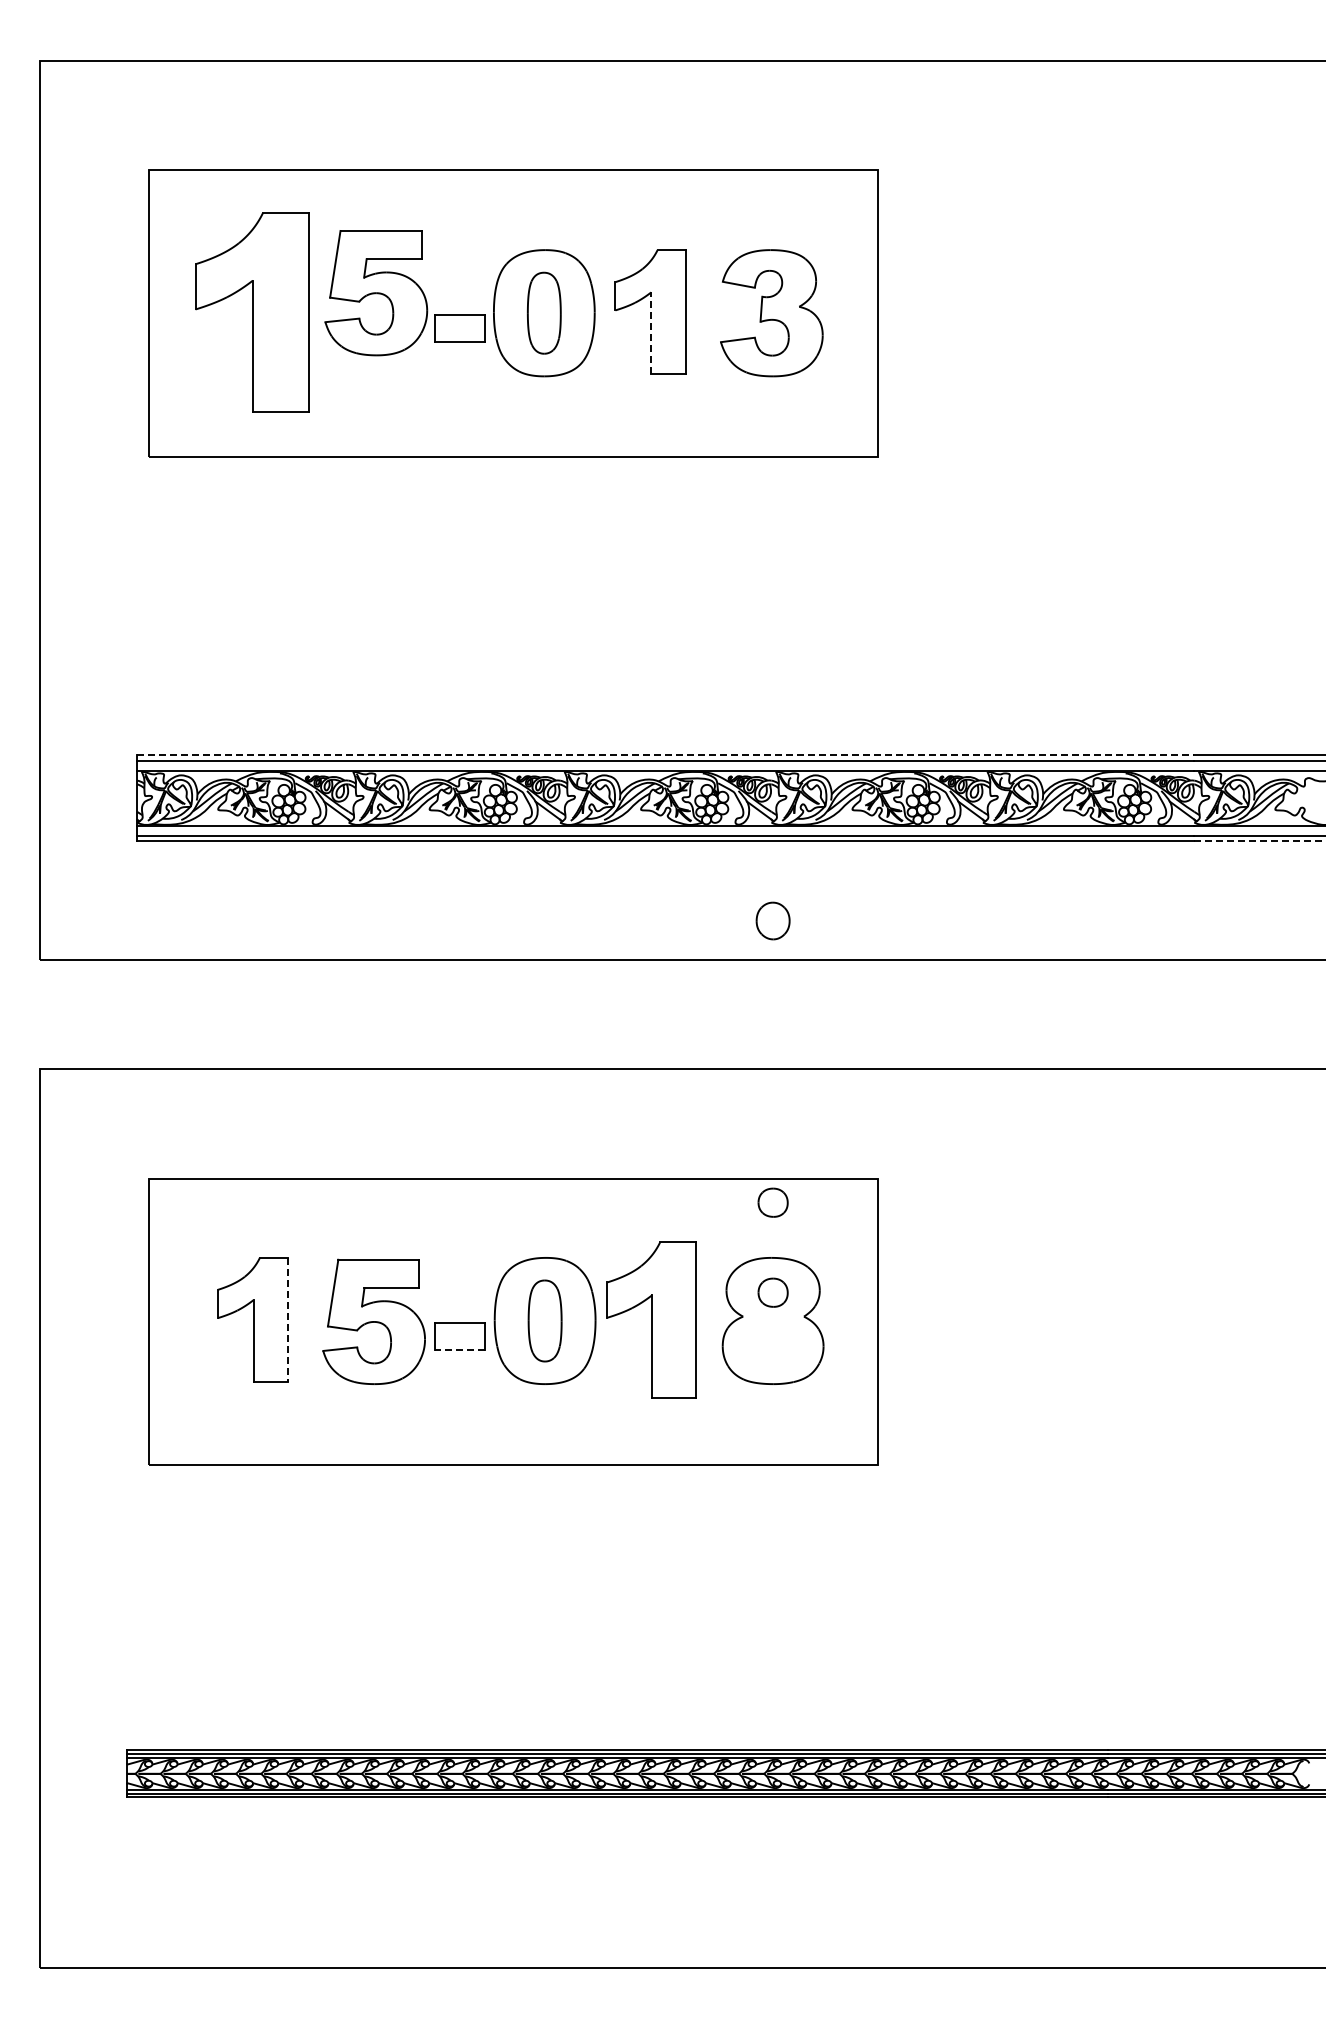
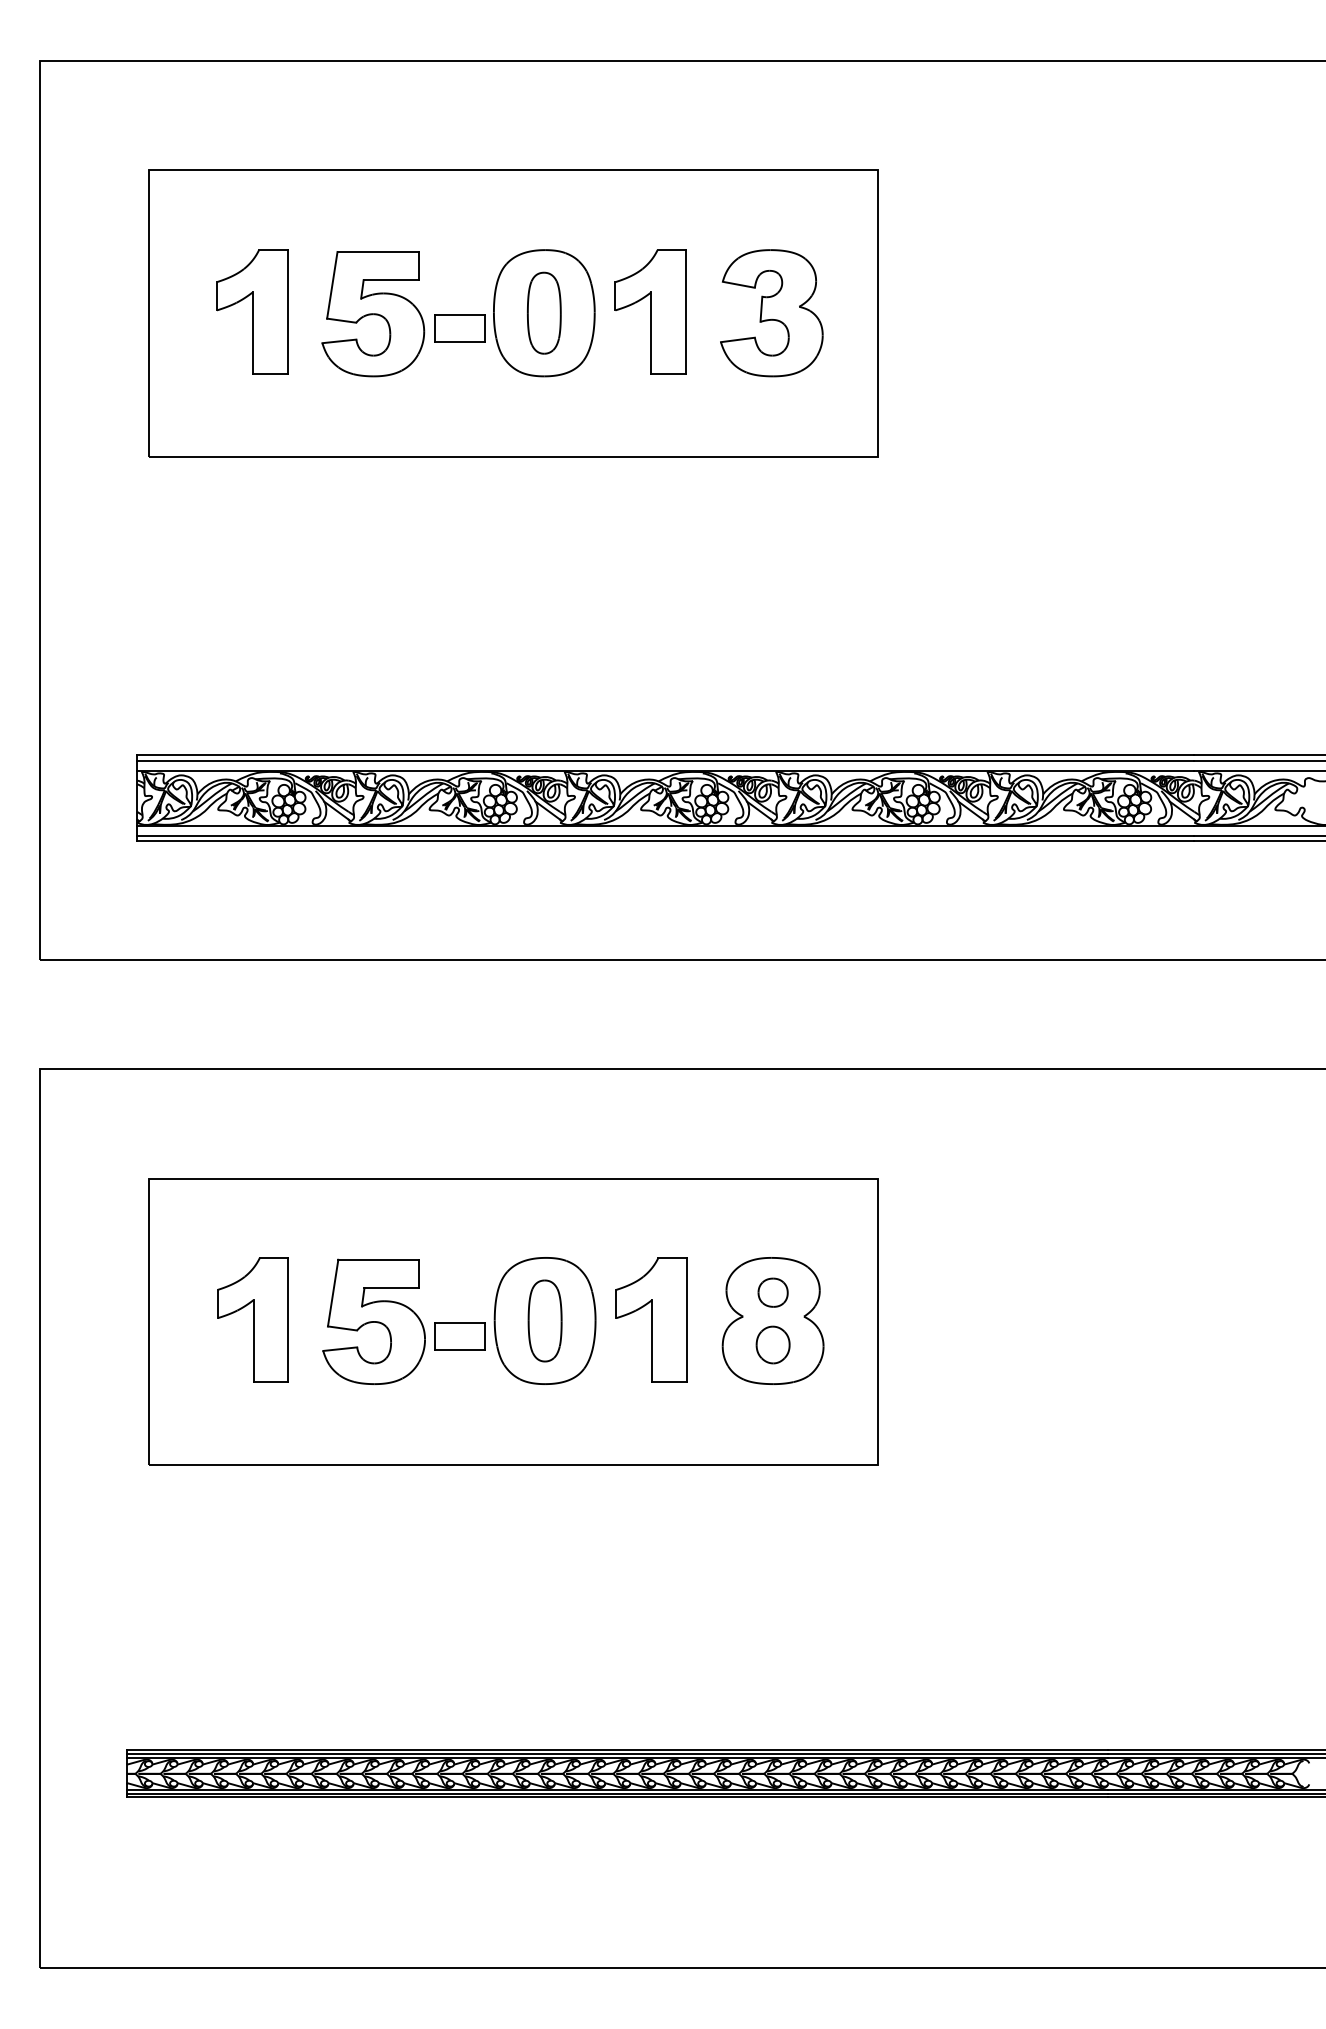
part position: (376, 293) -> (373, 314) (373, 314)
part size: 115x201 px -> 73x126 px (252, 311)
line: dashed -> solid (651, 332)
line: dashed -> solid (665, 754)
line: dashed -> solid (1260, 841)
part position: (772, 920) -> (772, 1344) (772, 1344)
part: present -> none (772, 1202)
part size: 91x158 px -> 73x126 px (651, 1319)
line: dashed -> solid (288, 1320)
line: dashed -> solid (460, 1350)
